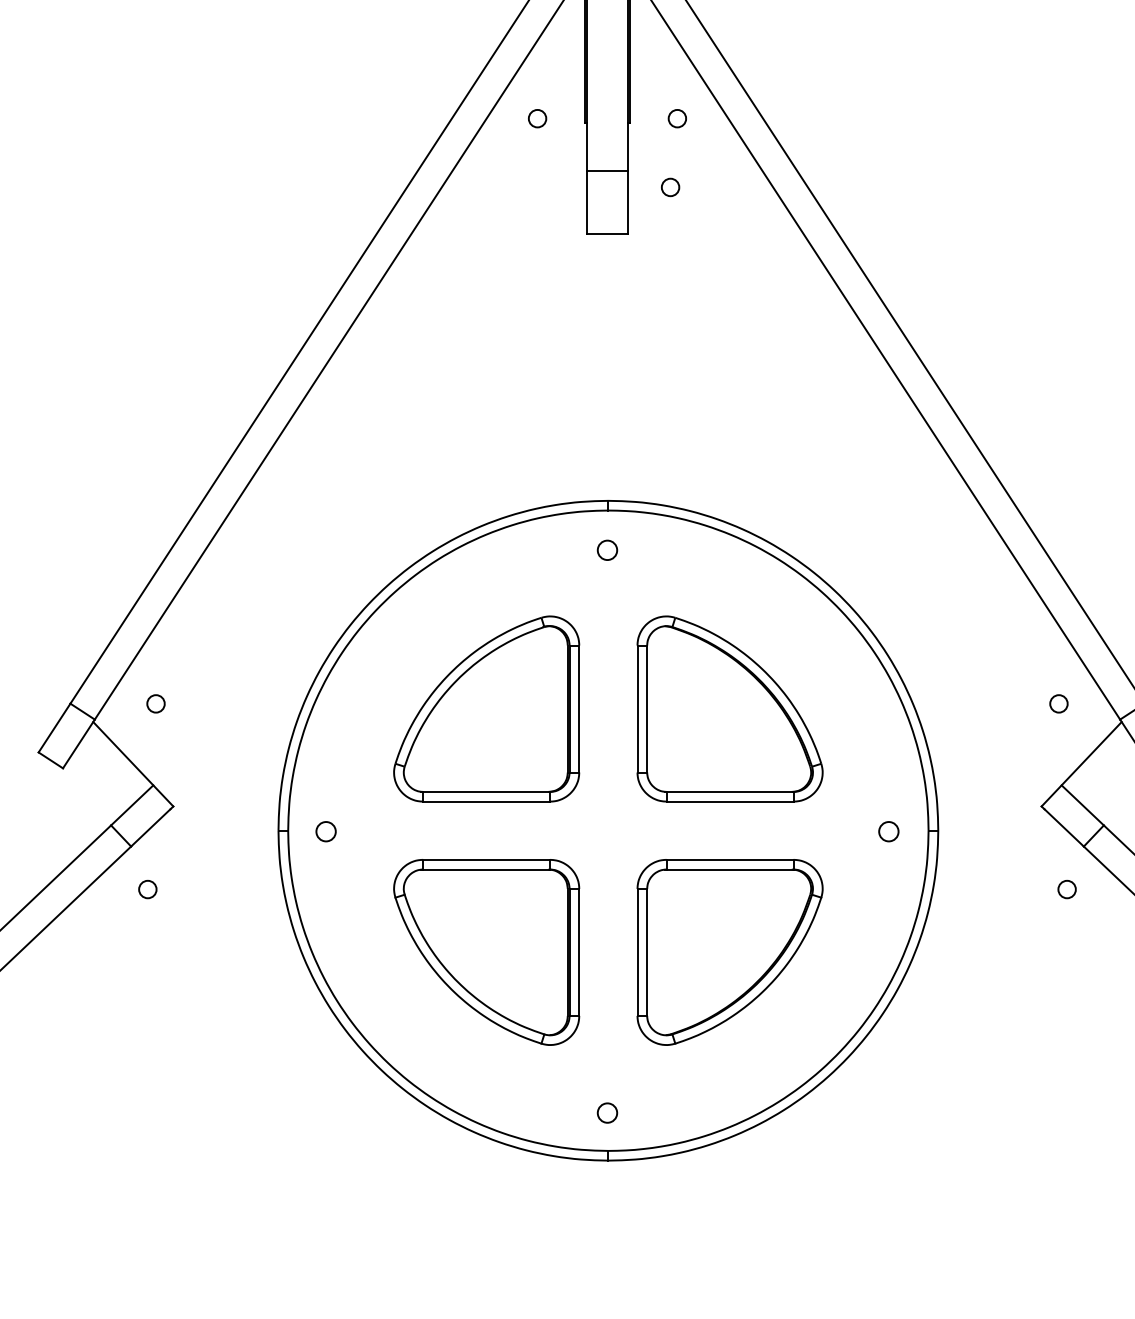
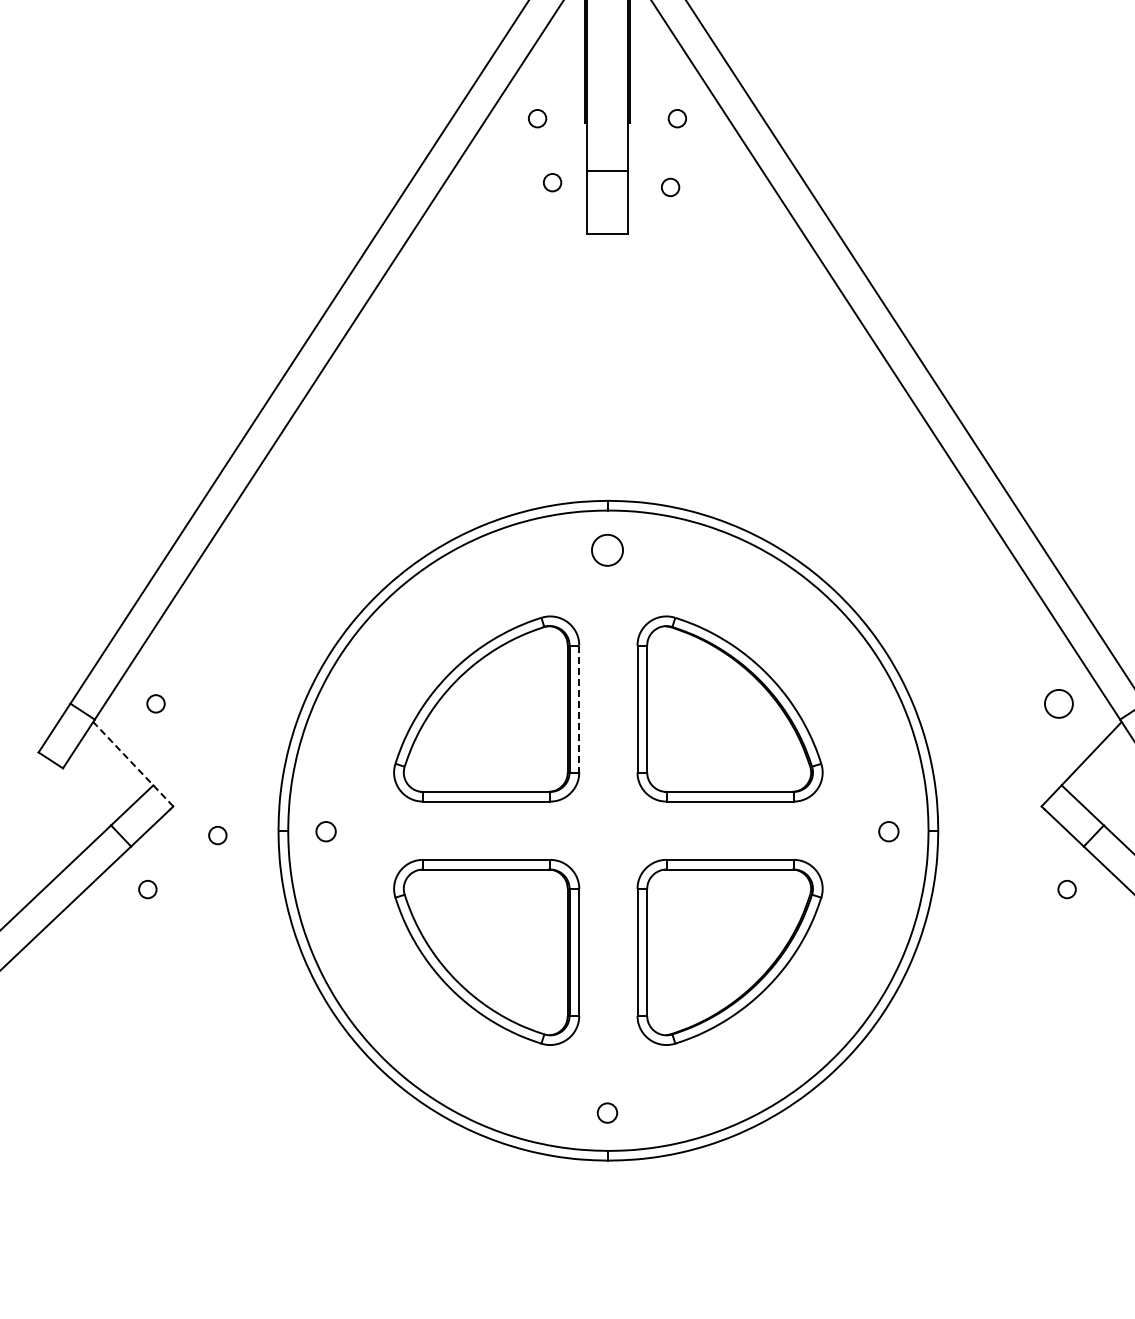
circle: none -> present (552, 182)
circle diameter: 19 px -> 31 px (607, 549)
circle diameter: 17 px -> 28 px (1058, 703)
line: solid -> dashed (579, 709)
line: solid -> dashed (132, 763)
circle: none -> present (217, 835)
